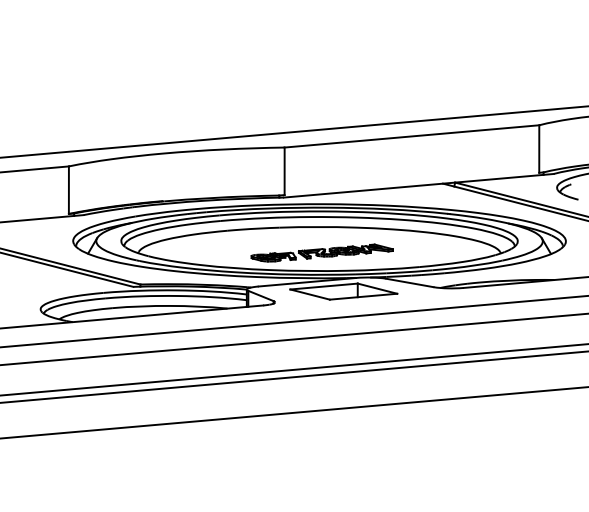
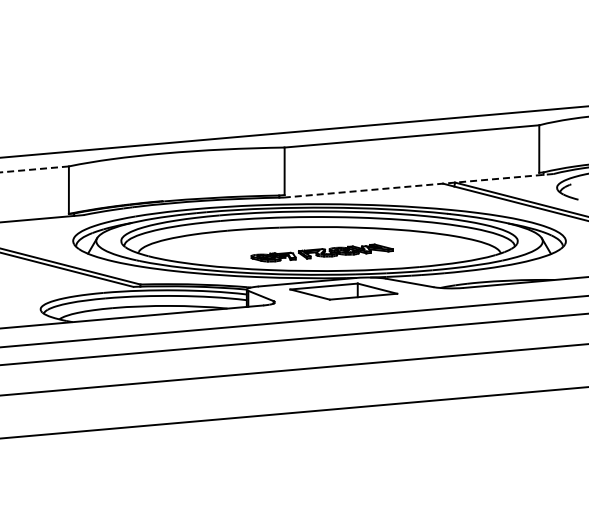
line: solid -> dashed (34, 169)
line: solid -> dashed (418, 185)
line: present -> none (293, 376)
